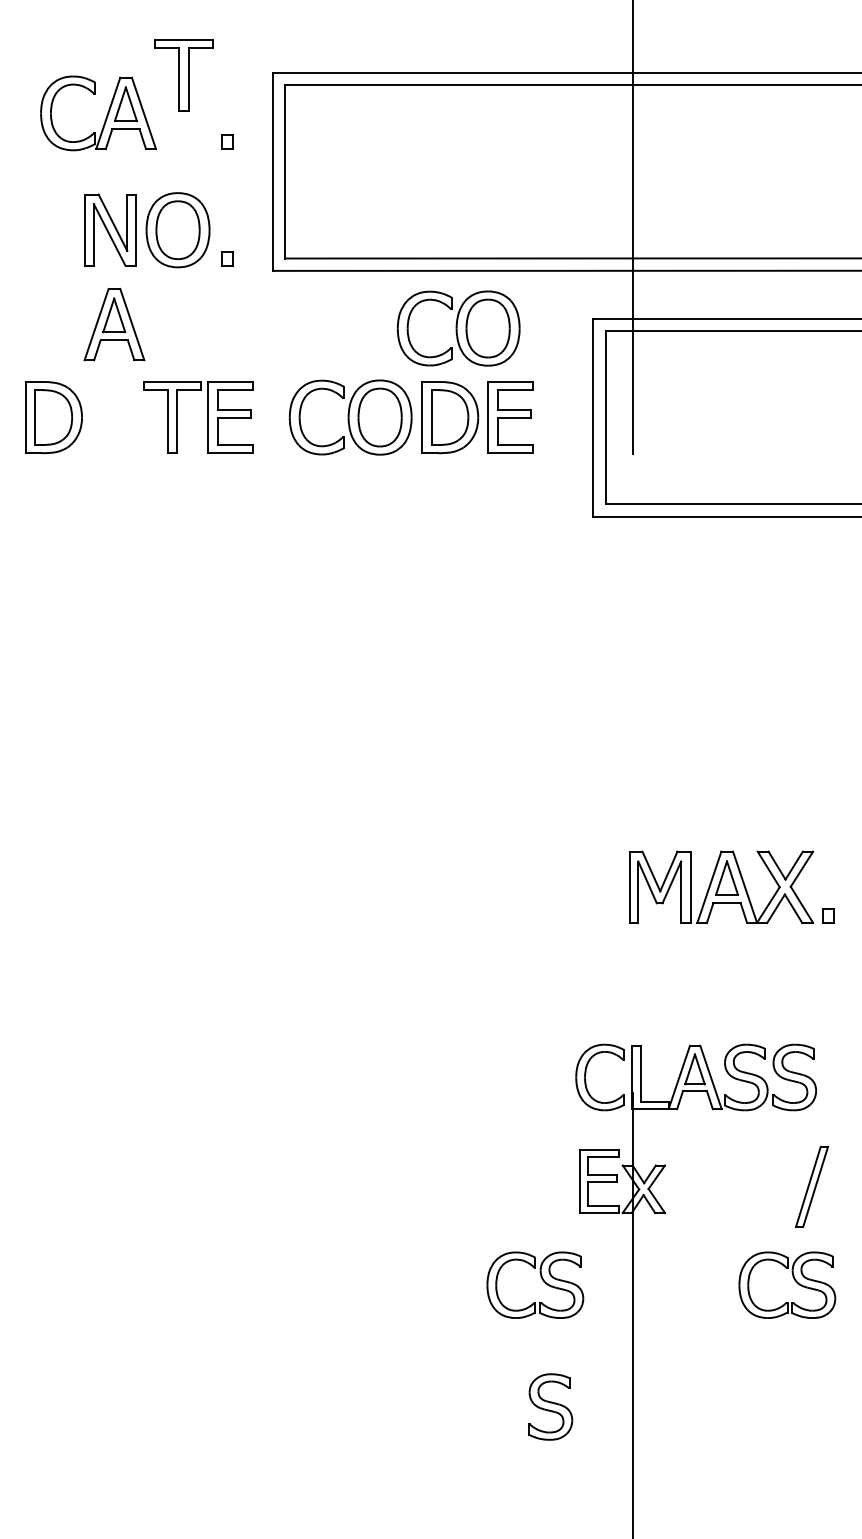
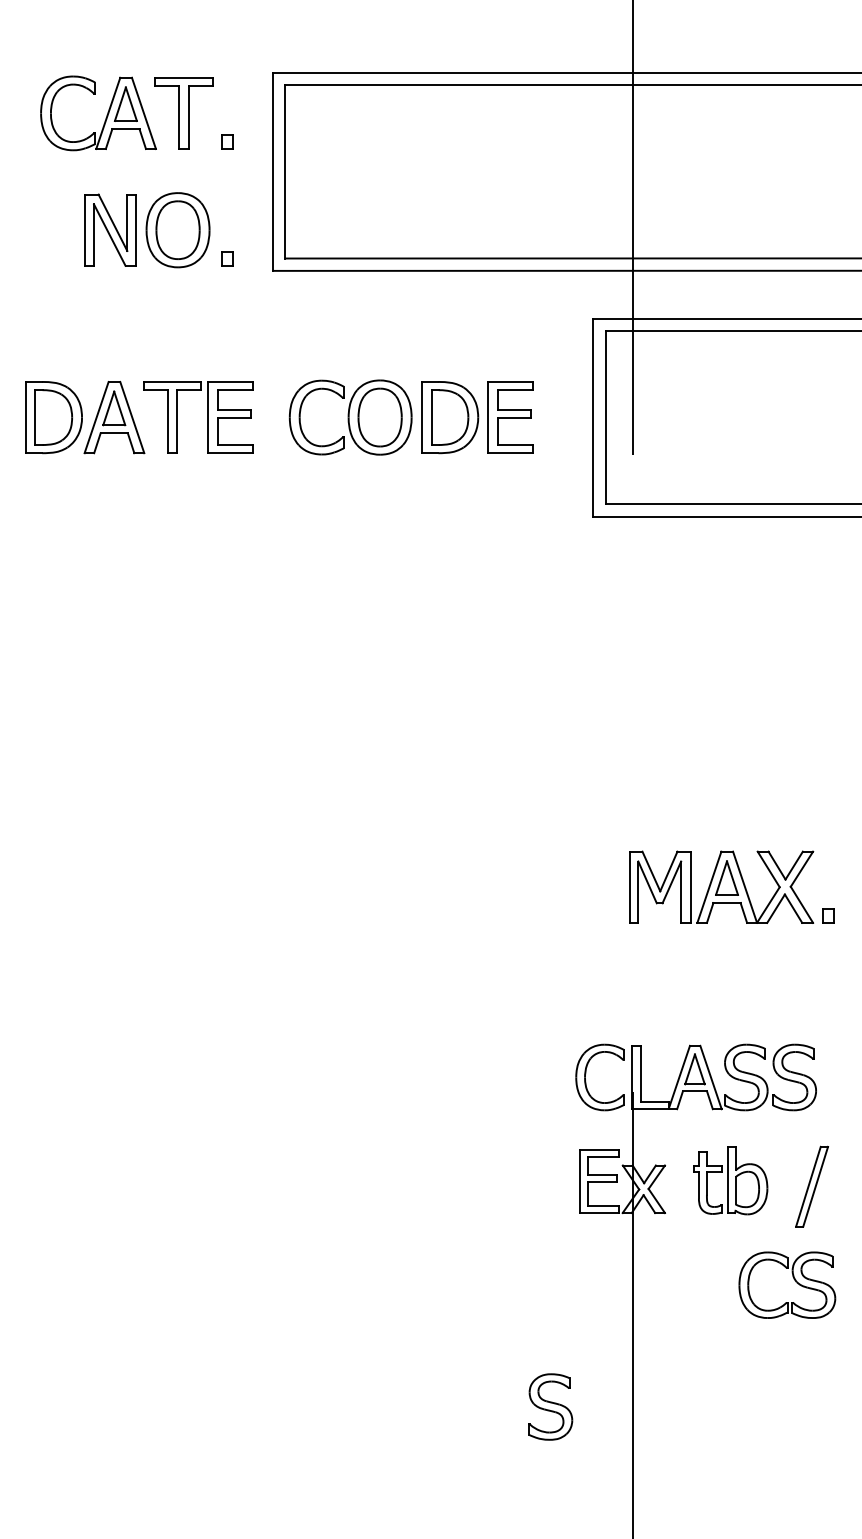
part position: (183, 75) -> (183, 113) (183, 113)
part position: (114, 324) -> (114, 417) (114, 417)
part: present -> none (458, 328)
part: none -> present (730, 1180)
part: present -> none (541, 1279)
